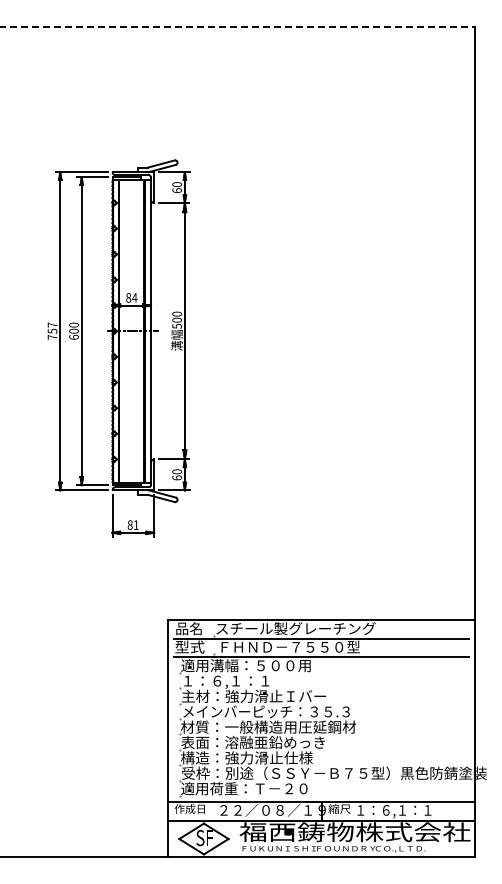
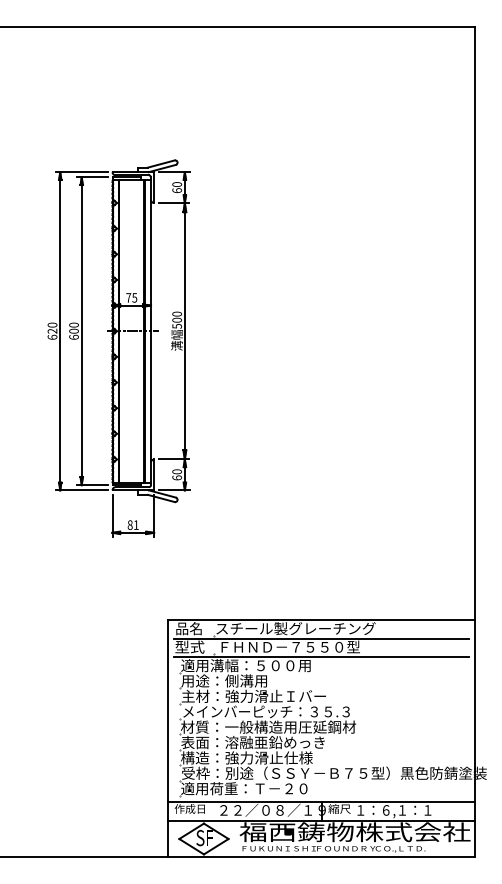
line: dashed -> solid (238, 26)
text: 84 -> 75 (131, 297)
text: 757 -> 620 (52, 330)
text: １：６,１：１ -> 用途：側溝用 (225, 681)
